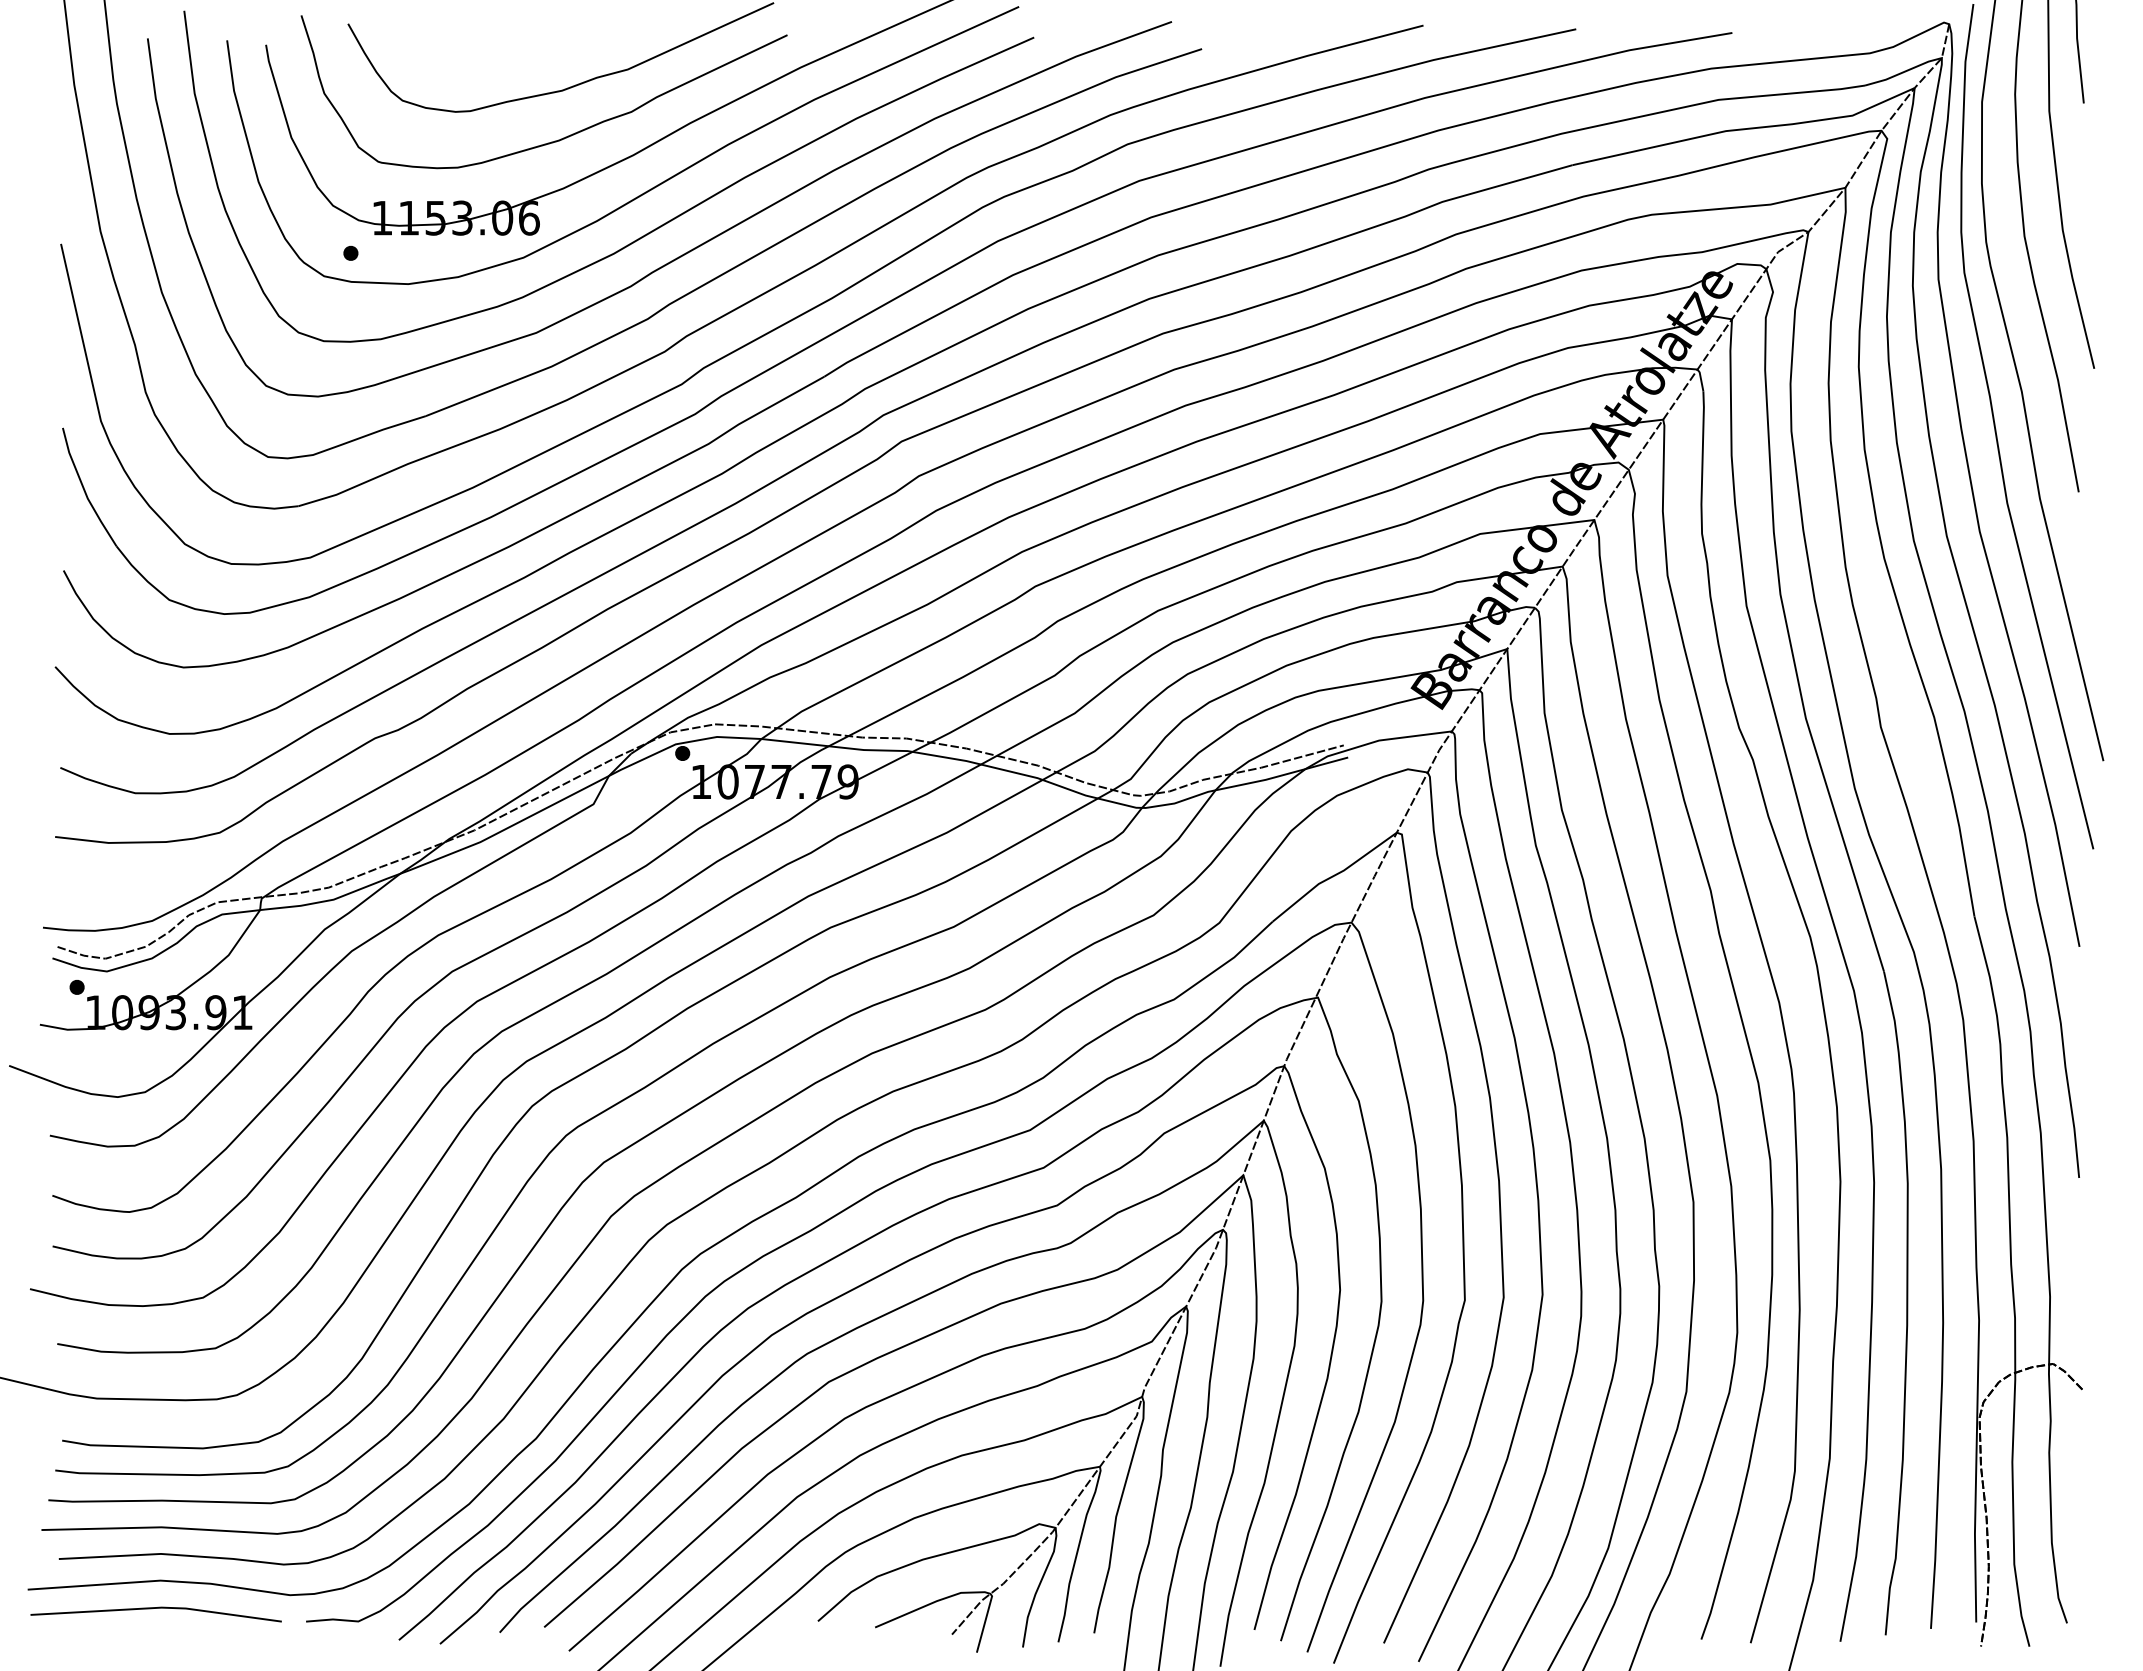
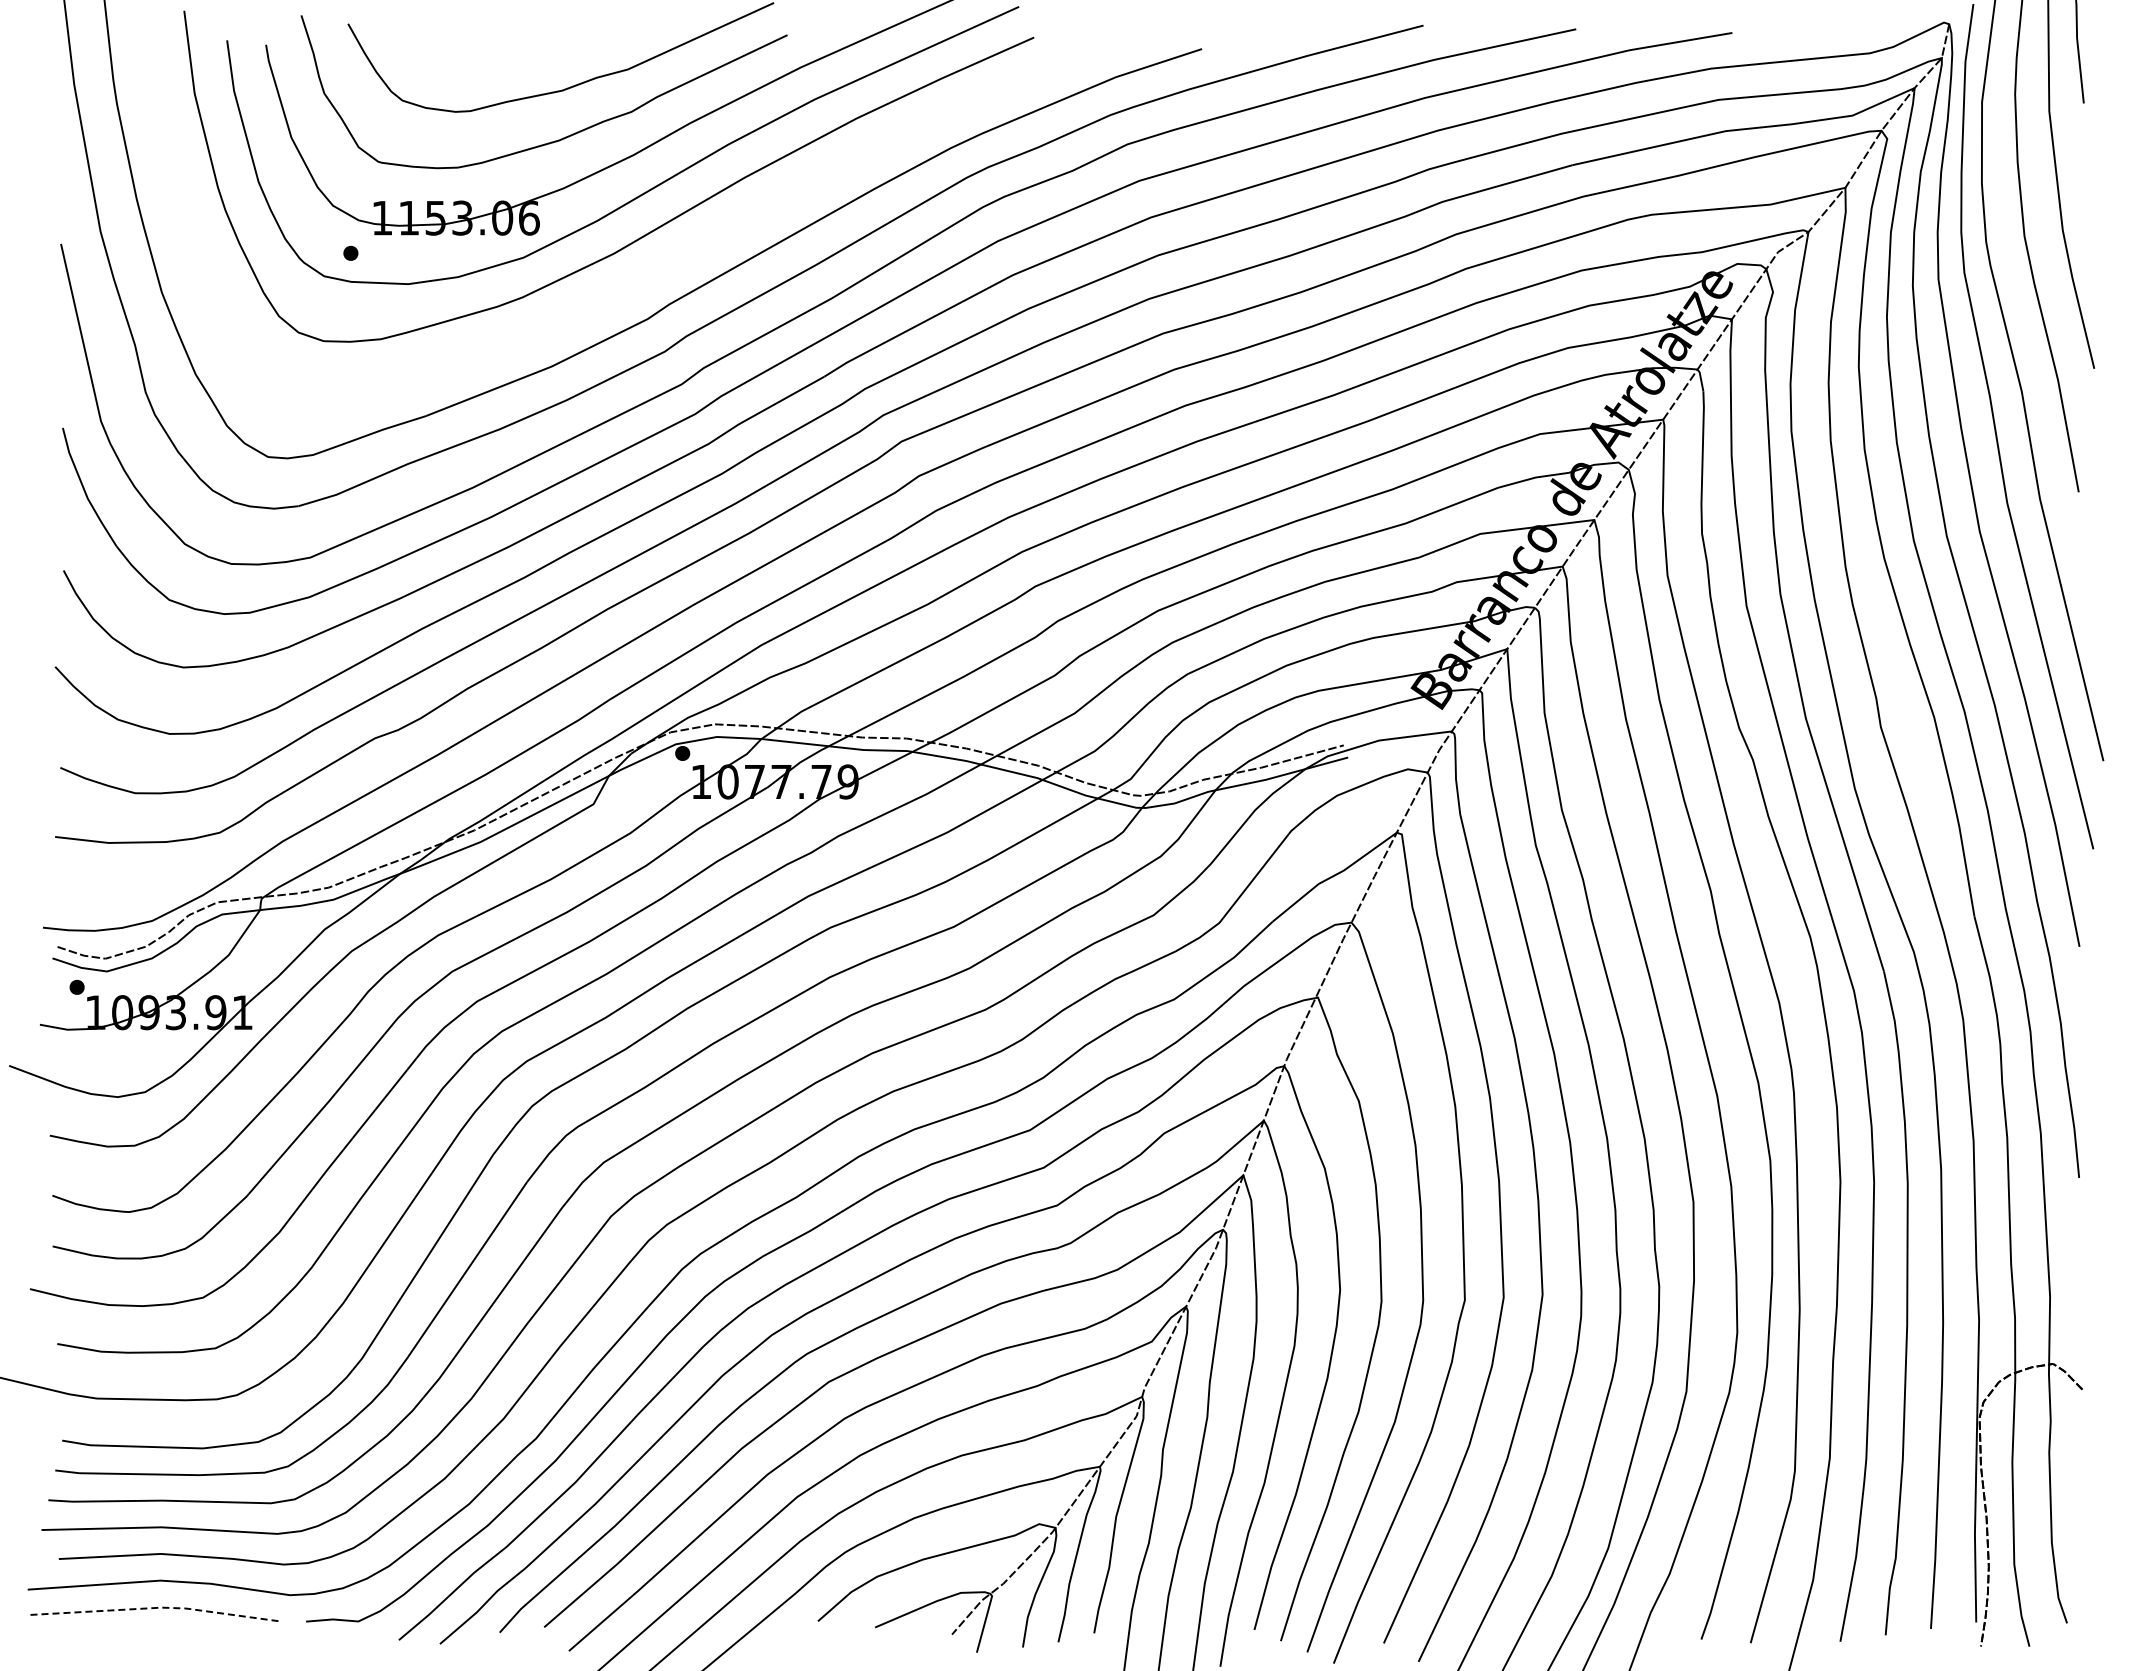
curve: present -> none (683, 253)
line: solid -> dashed (157, 1607)
